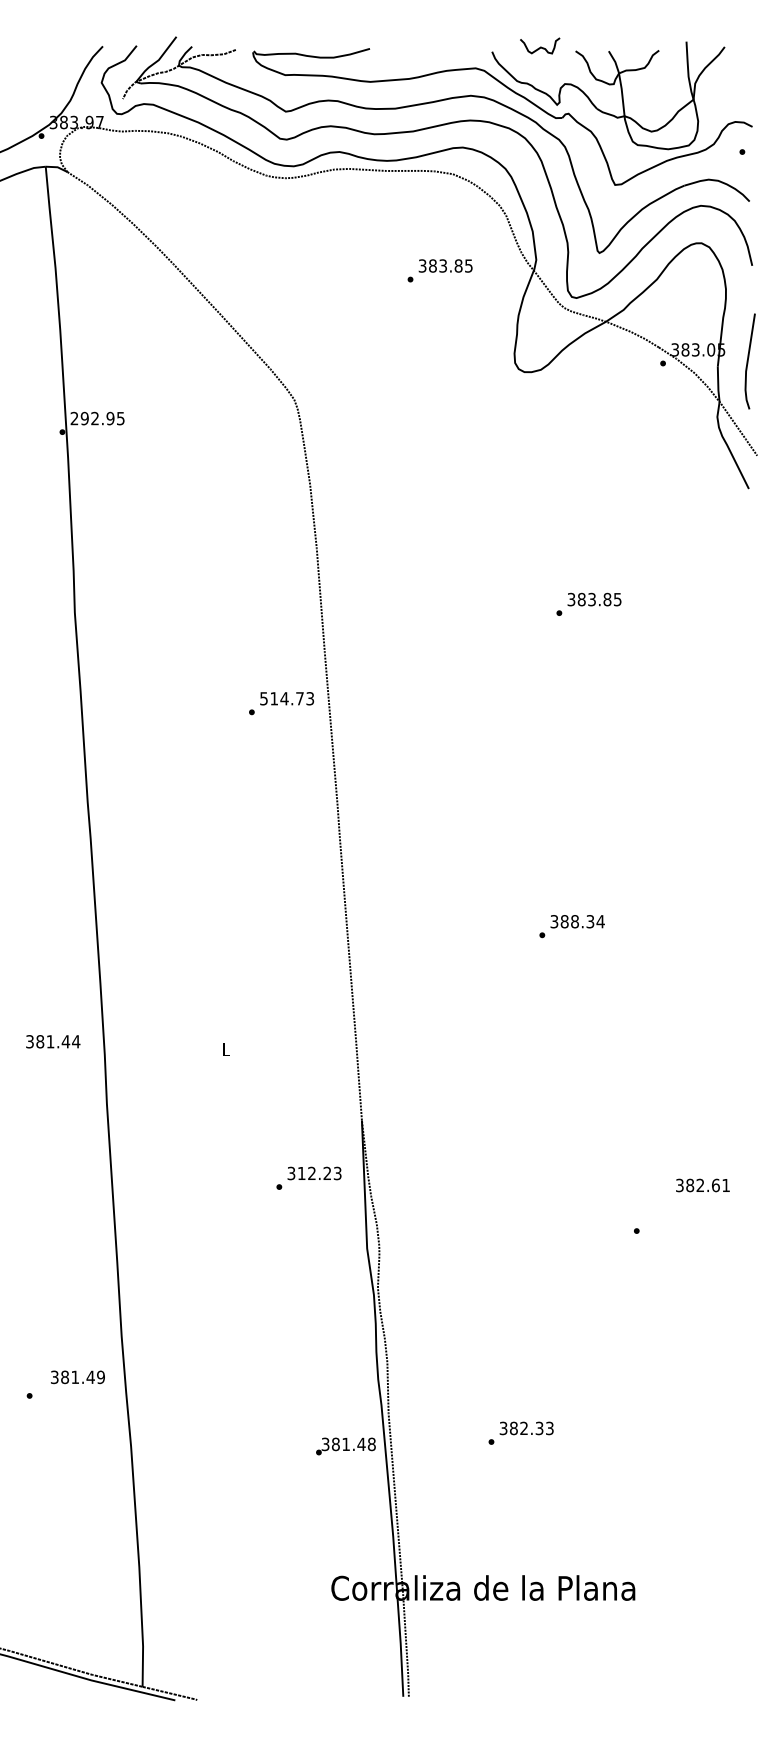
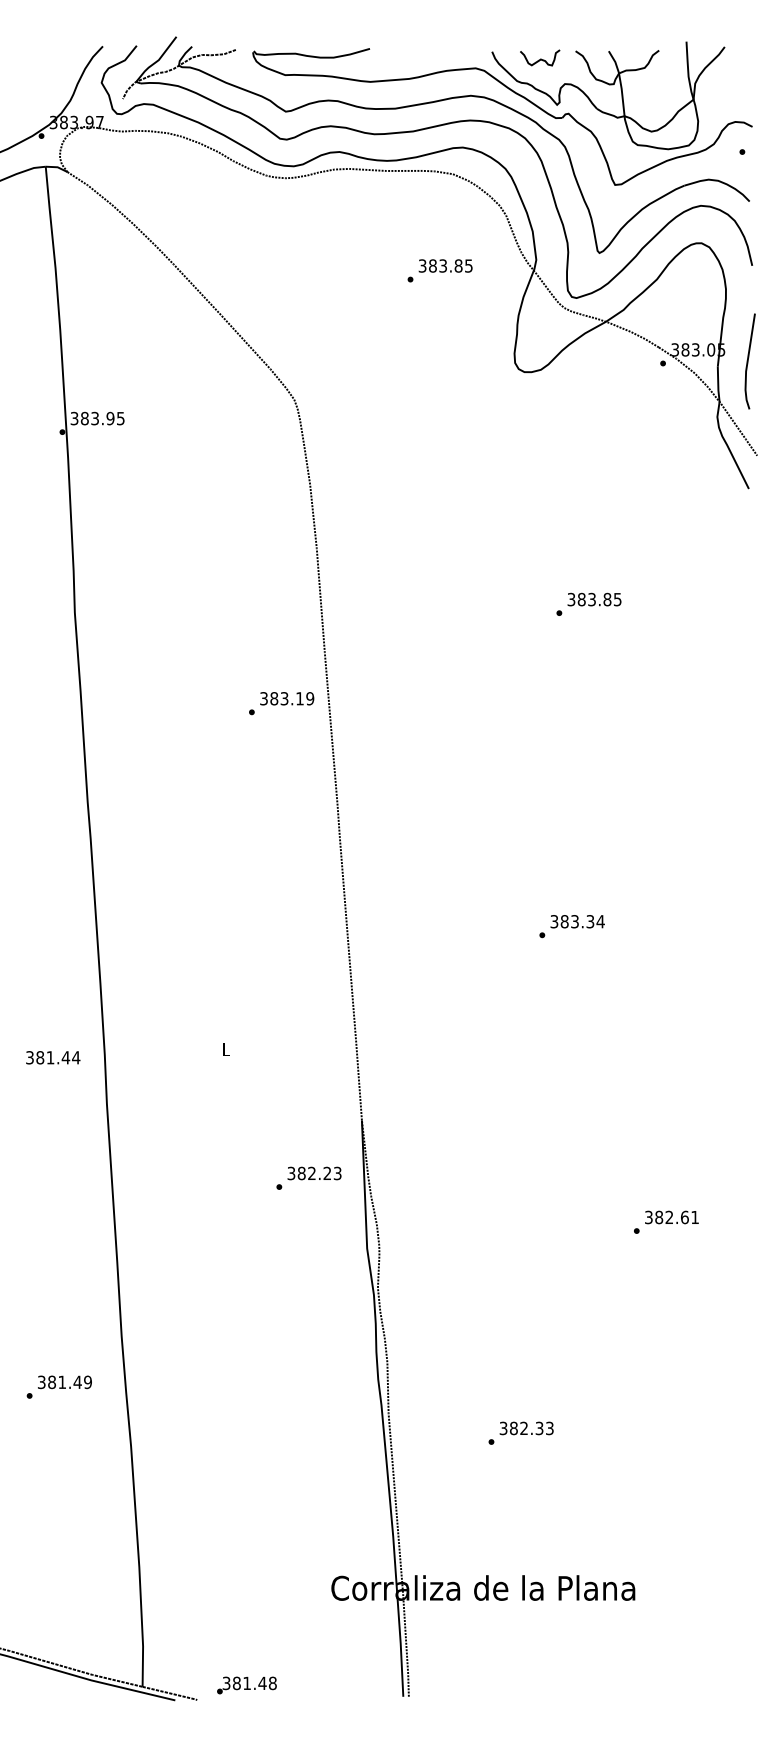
curve position: (540, 46) -> (540, 58) (540, 58)
text: 292.95 -> 383.95 (84, 418)
text: 514.73 -> 383.19 (287, 698)
text: 388.34 -> 383.34 (574, 921)
text position: (53, 1041) -> (53, 1057) (53, 1057)
text: 312.23 -> 382.23 (301, 1173)
text position: (702, 1185) -> (671, 1217) (671, 1217)
text position: (77, 1377) -> (64, 1382) (64, 1382)
text position: (345, 1446) -> (246, 1685) (246, 1685)
